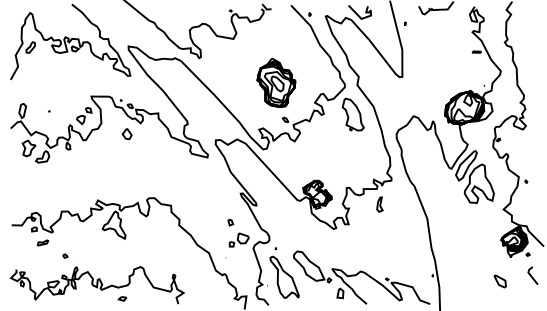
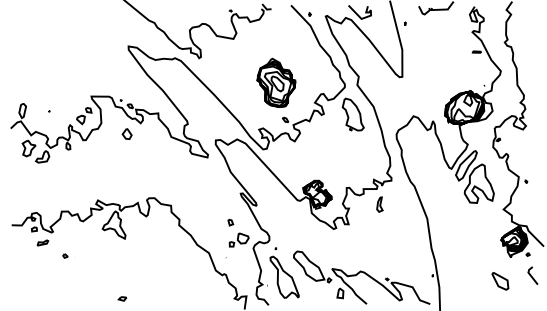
part: present -> none (70, 41)
part size: 14x15 px -> 19x19 px (500, 281)
part: present -> none (96, 285)
